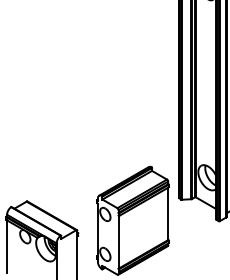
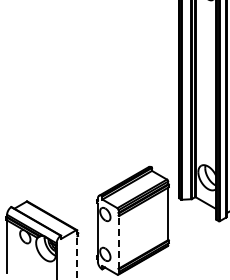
line: solid -> dashed (118, 242)
line: solid -> dashed (77, 257)
